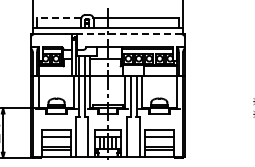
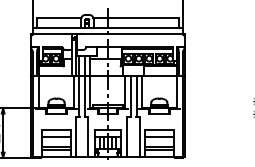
line: dashed -> solid (58, 18)
line: dashed -> solid (132, 34)
